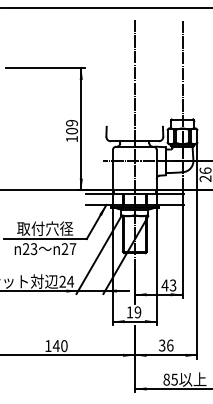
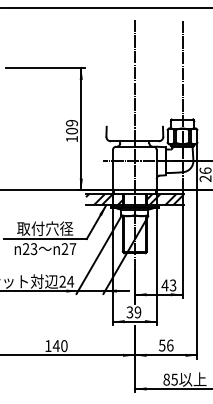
hatch: none -> present (104, 199)
hatch: none -> present (164, 199)
text: 19 -> 39 (129, 312)
text: 36 -> 56 (162, 344)
